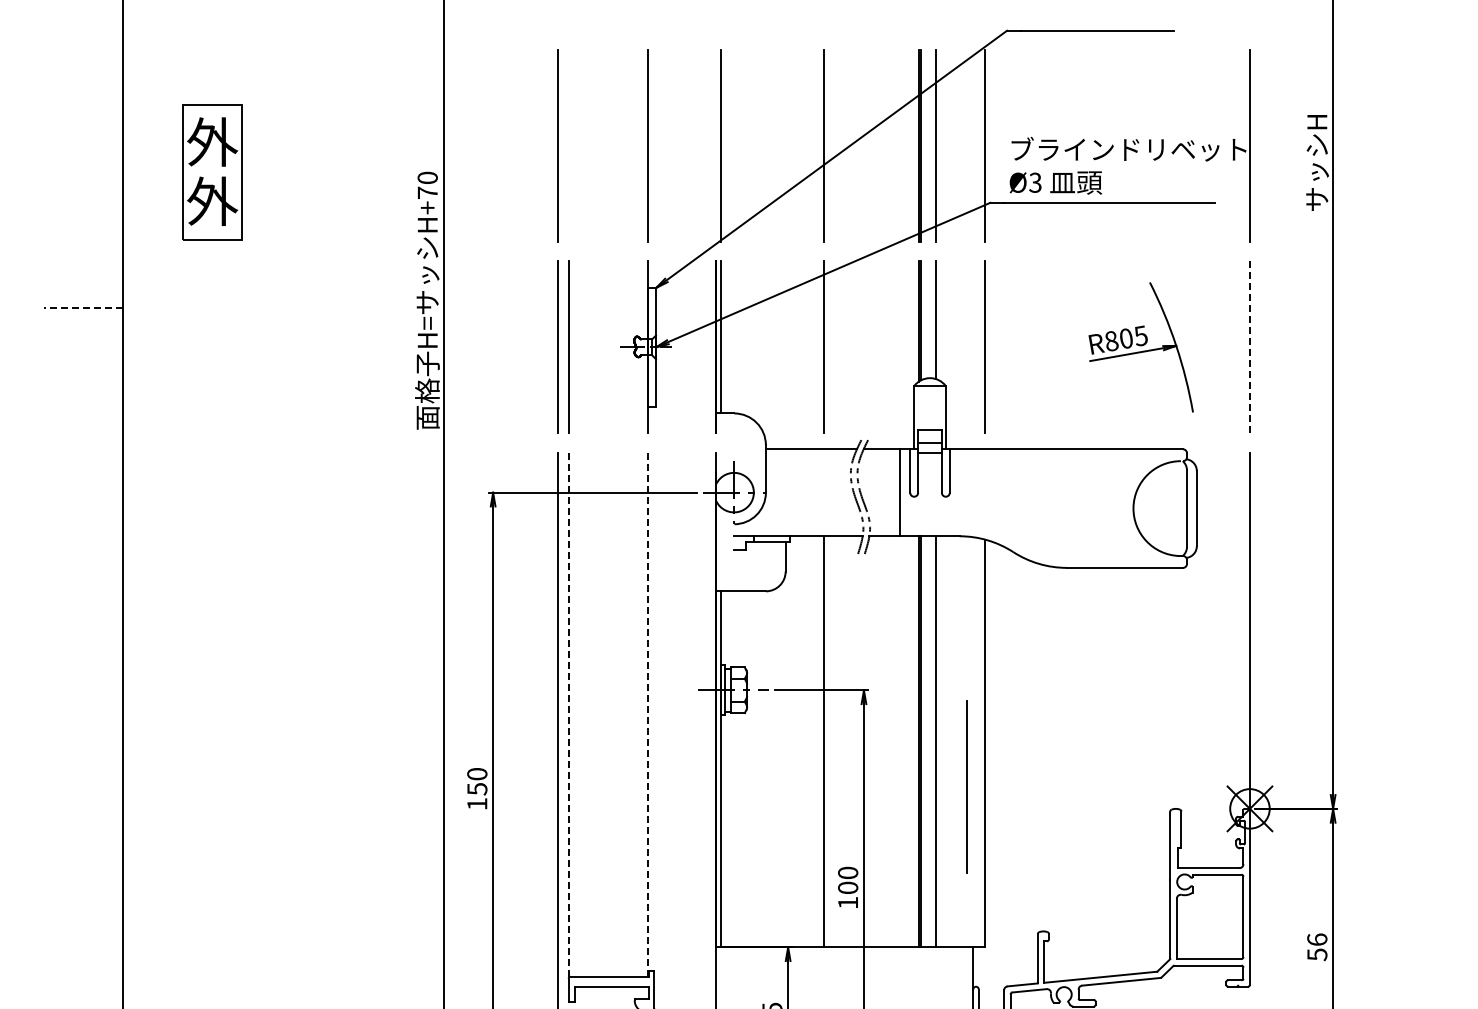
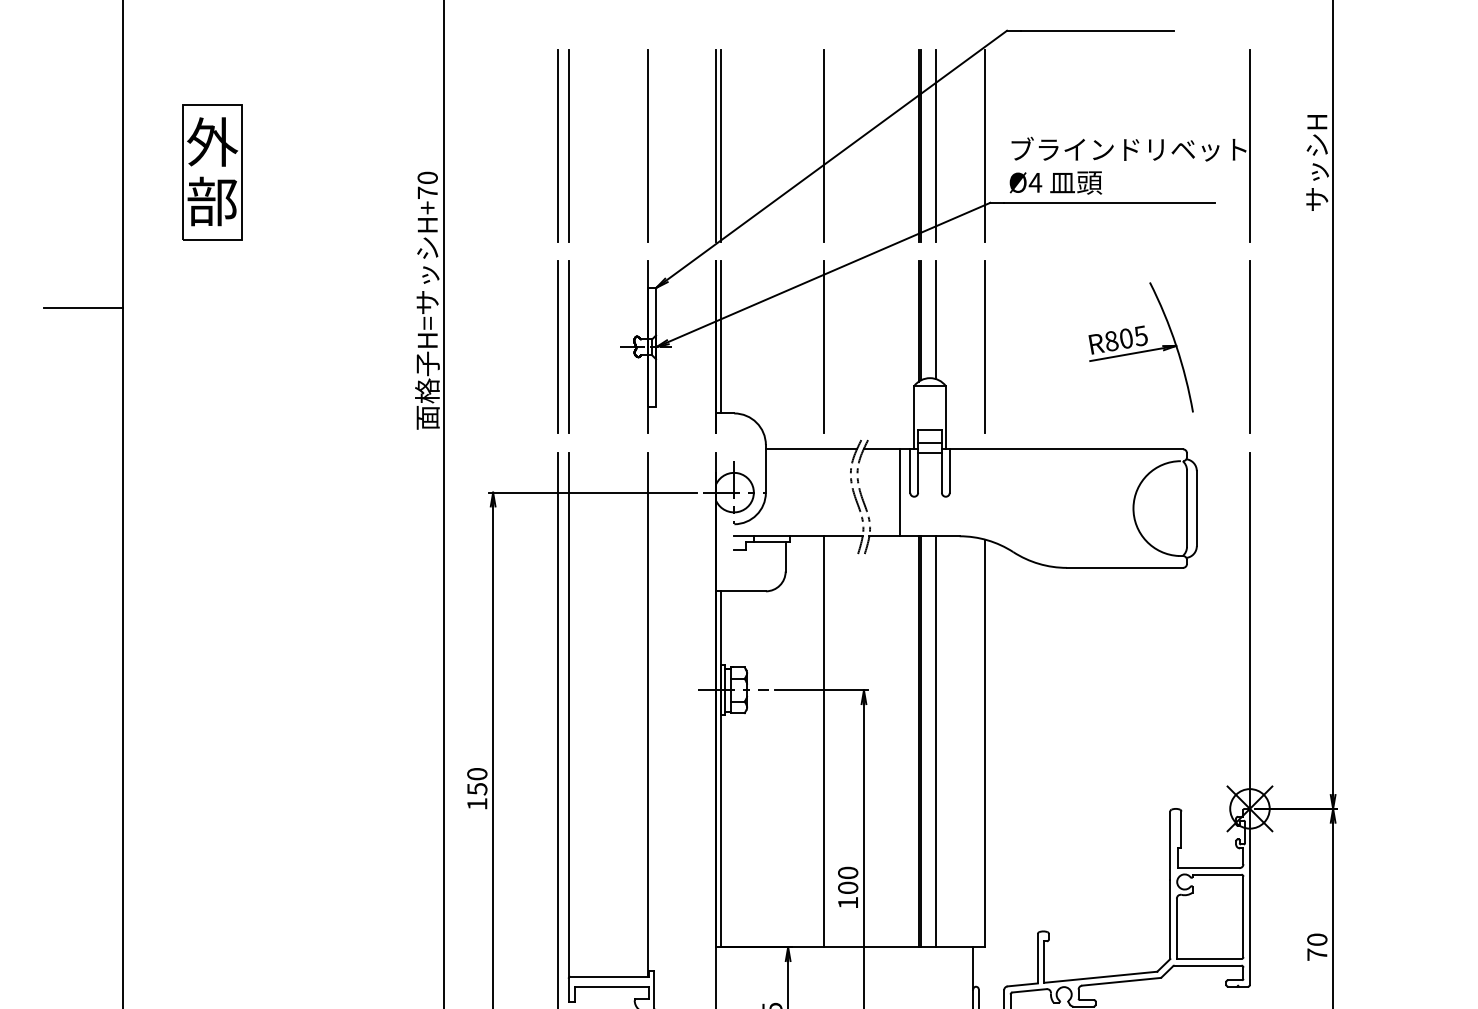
line: none -> present (568, 145)
line: none -> present (716, 145)
text: Ø3 -> Ø4 (1035, 182)
text: 外 -> 部 (212, 201)
line: dashed -> solid (83, 308)
line: dashed -> solid (1249, 347)
line: dashed -> solid (569, 715)
line: dashed -> solid (648, 715)
line: present -> none (966, 786)
text: 56 -> 70 (1317, 947)
